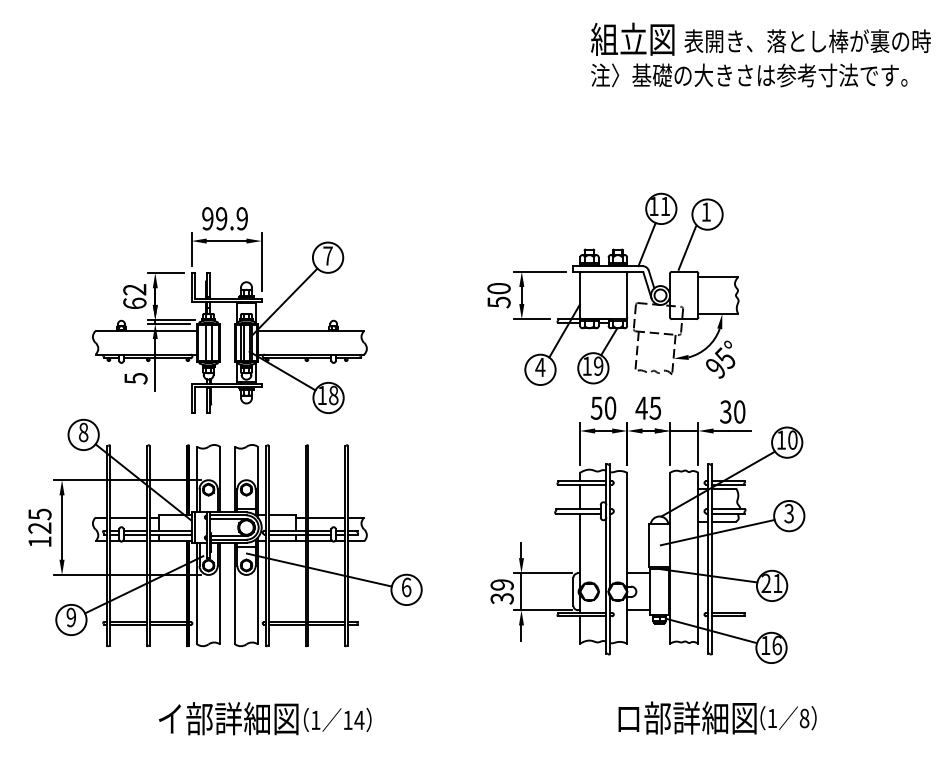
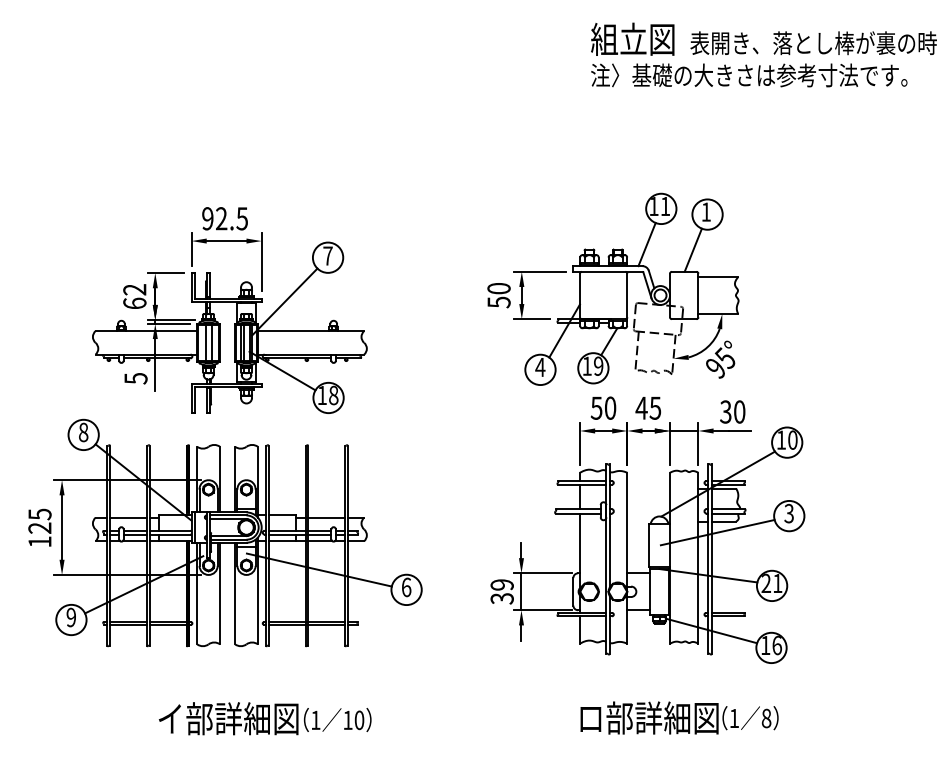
text position: (807, 41) -> (813, 43) (813, 43)
text: 99.9 -> 92.5 (231, 218)
line position: (686, 247) -> (692, 249) (692, 249)
text position: (717, 717) -> (679, 717) (679, 717)
text: 14 -> 10 (359, 720)
